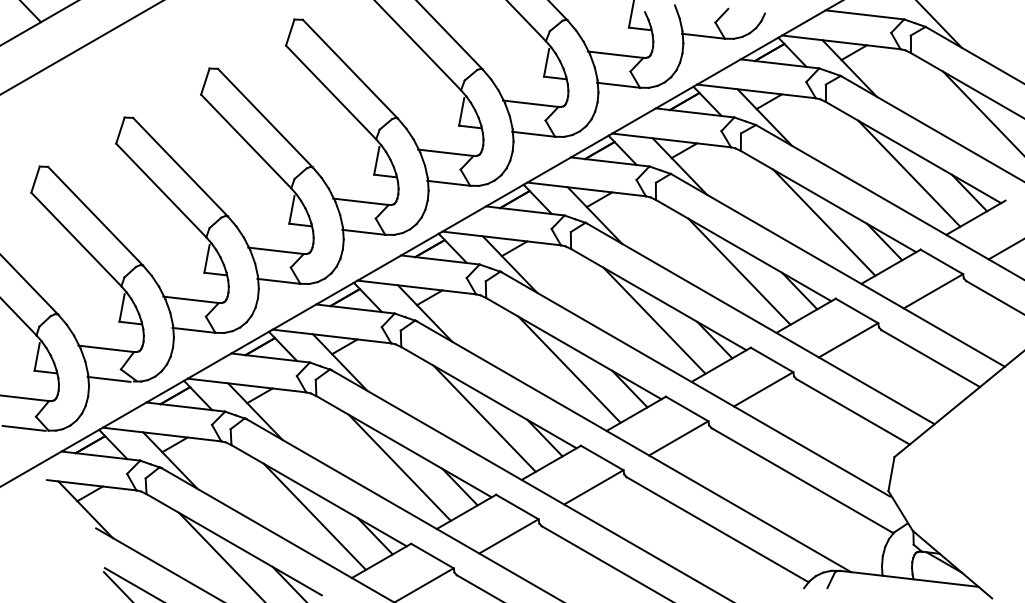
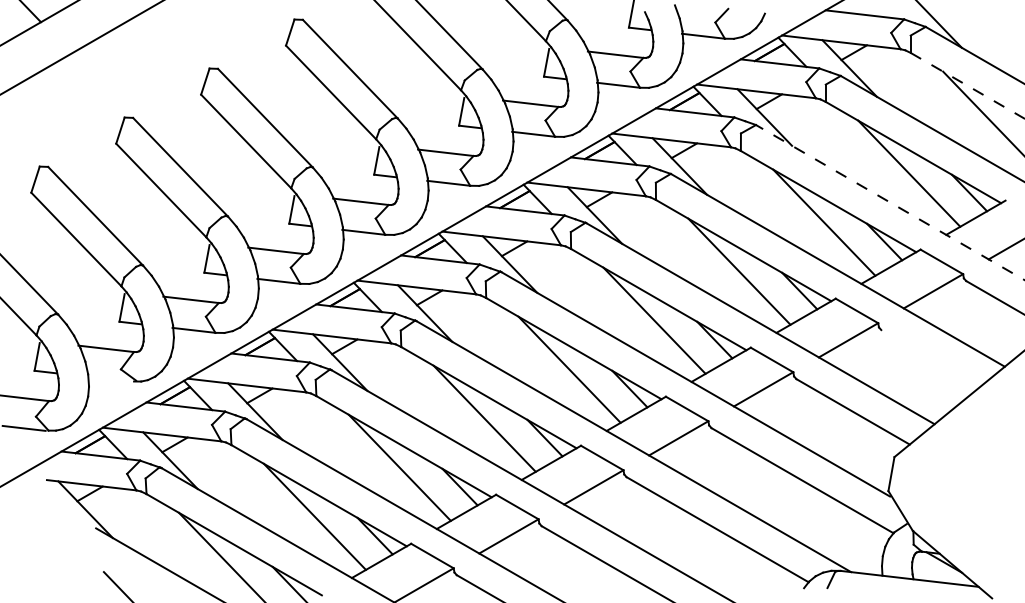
line: solid -> dashed (967, 85)
line: solid -> dashed (889, 202)
line: present -> none (930, 358)
line: present -> none (108, 378)
line: present -> none (131, 583)
